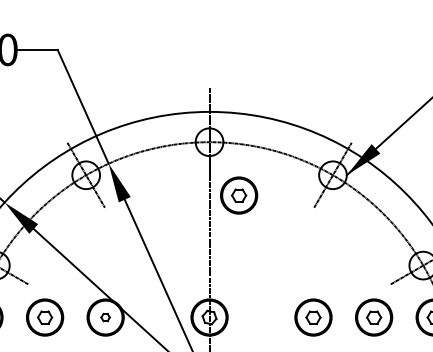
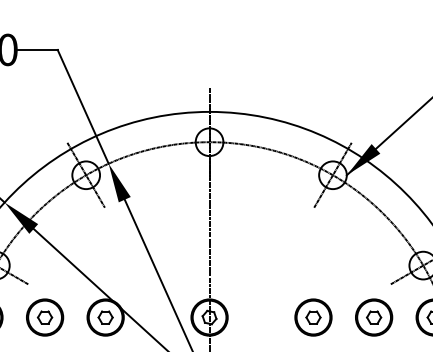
part: present -> none (239, 195)
part size: 11x11 px -> 17x15 px (105, 317)
